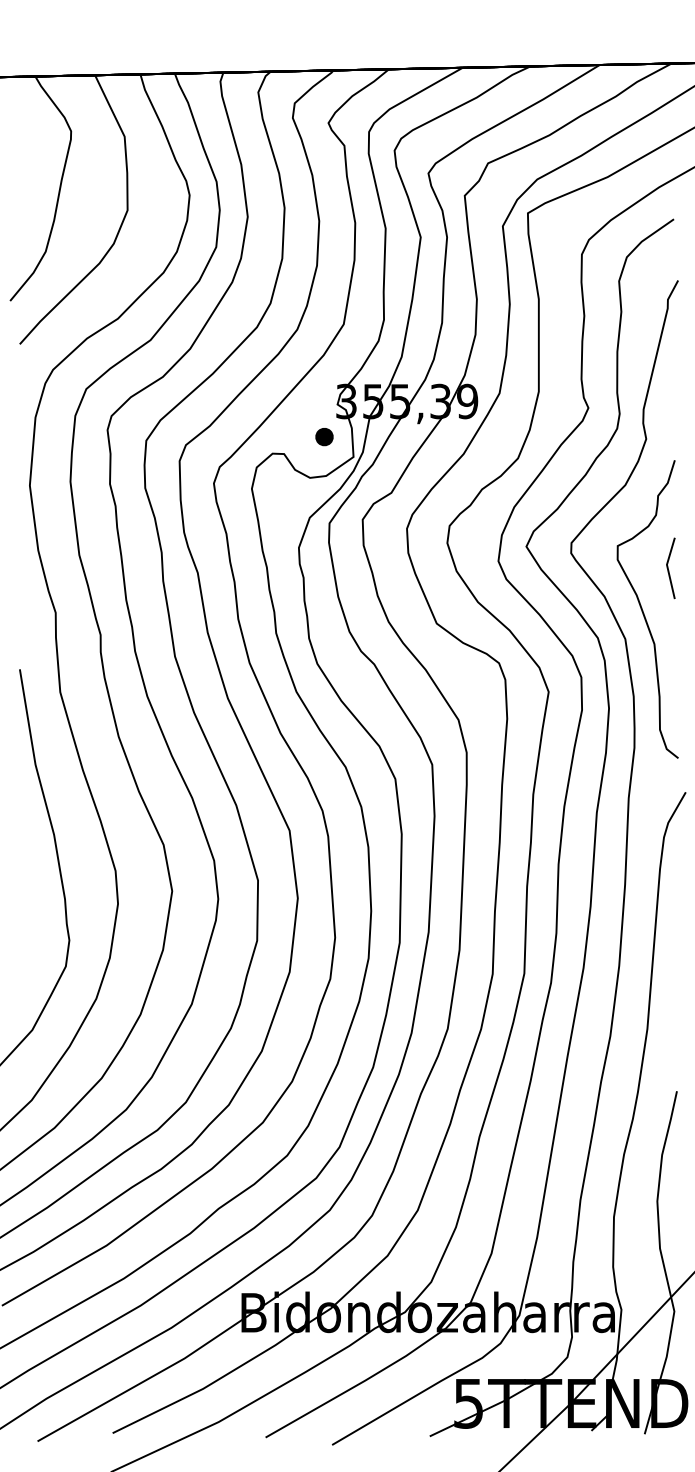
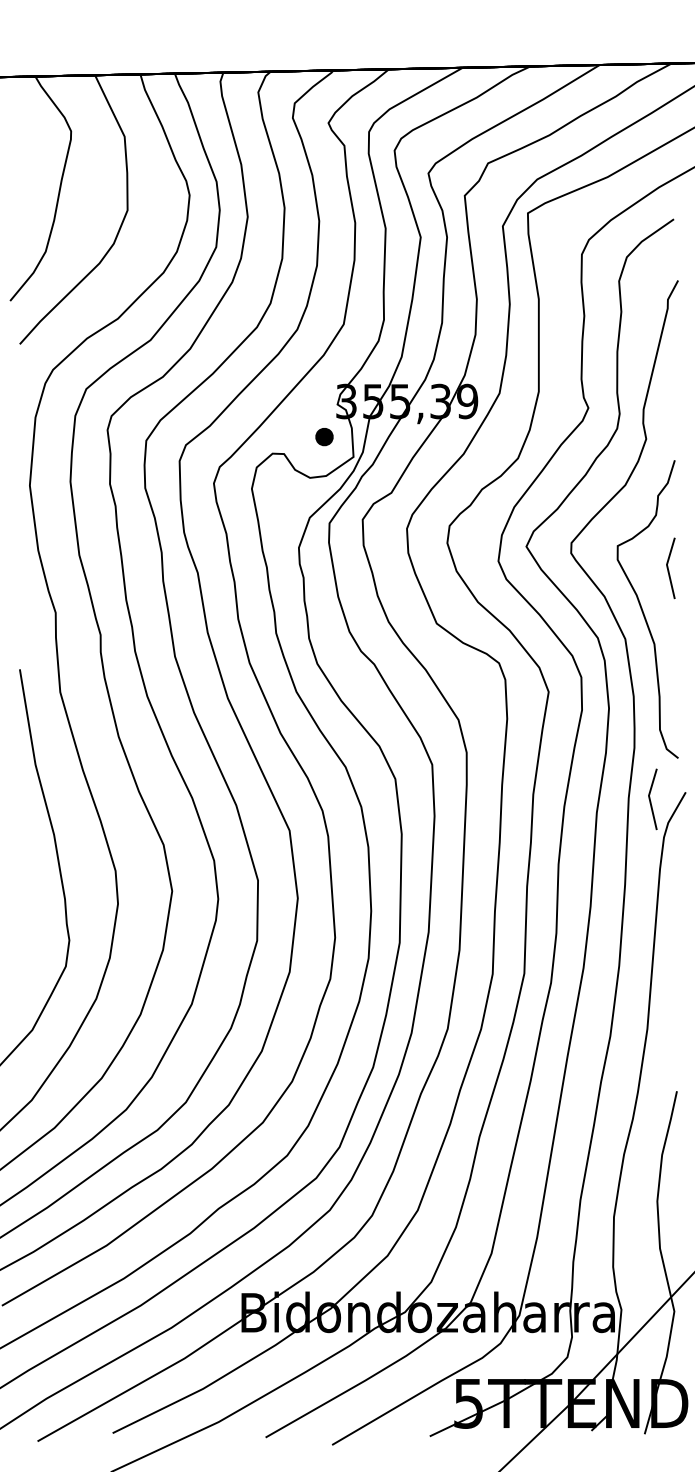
line: none -> present (650, 799)
